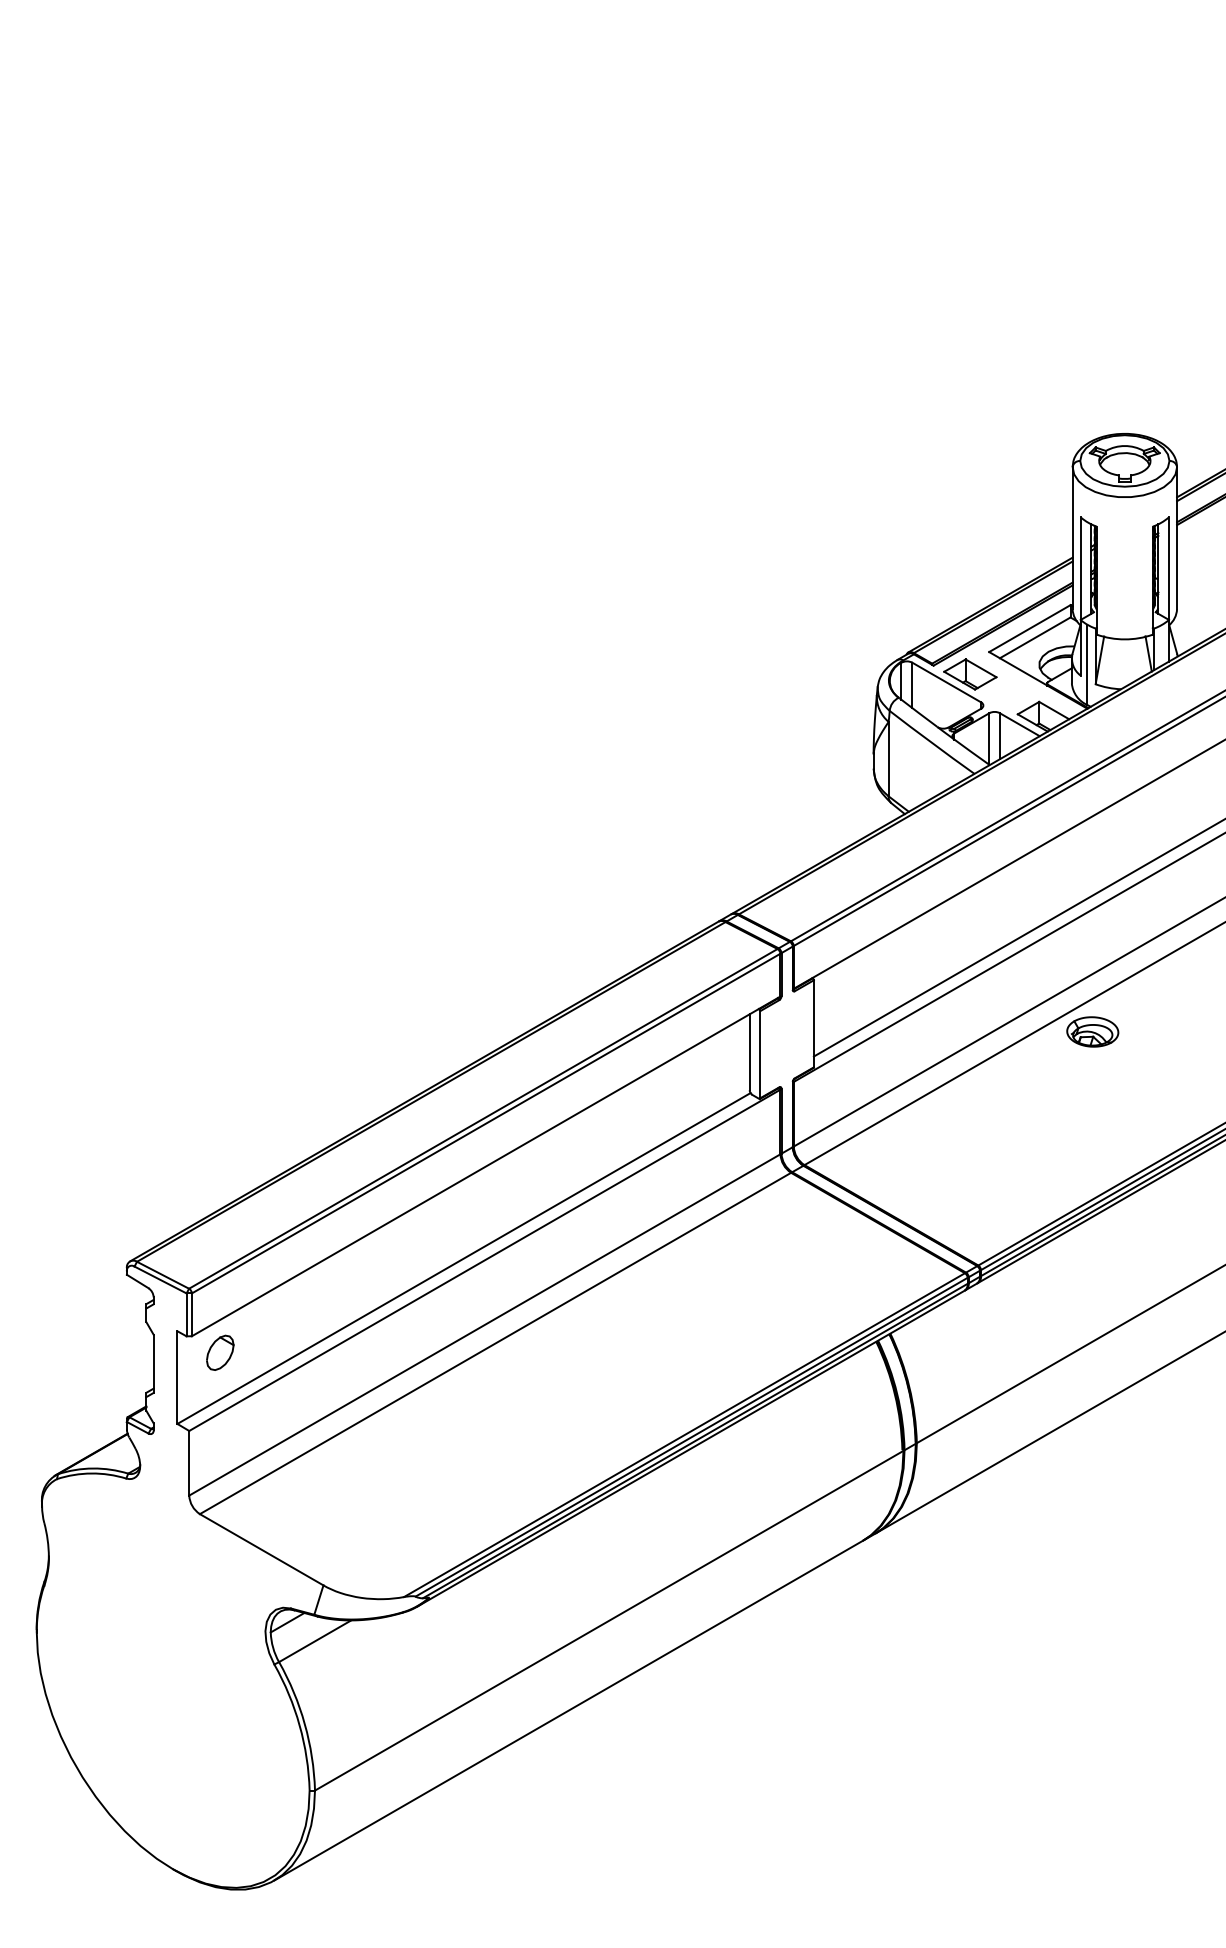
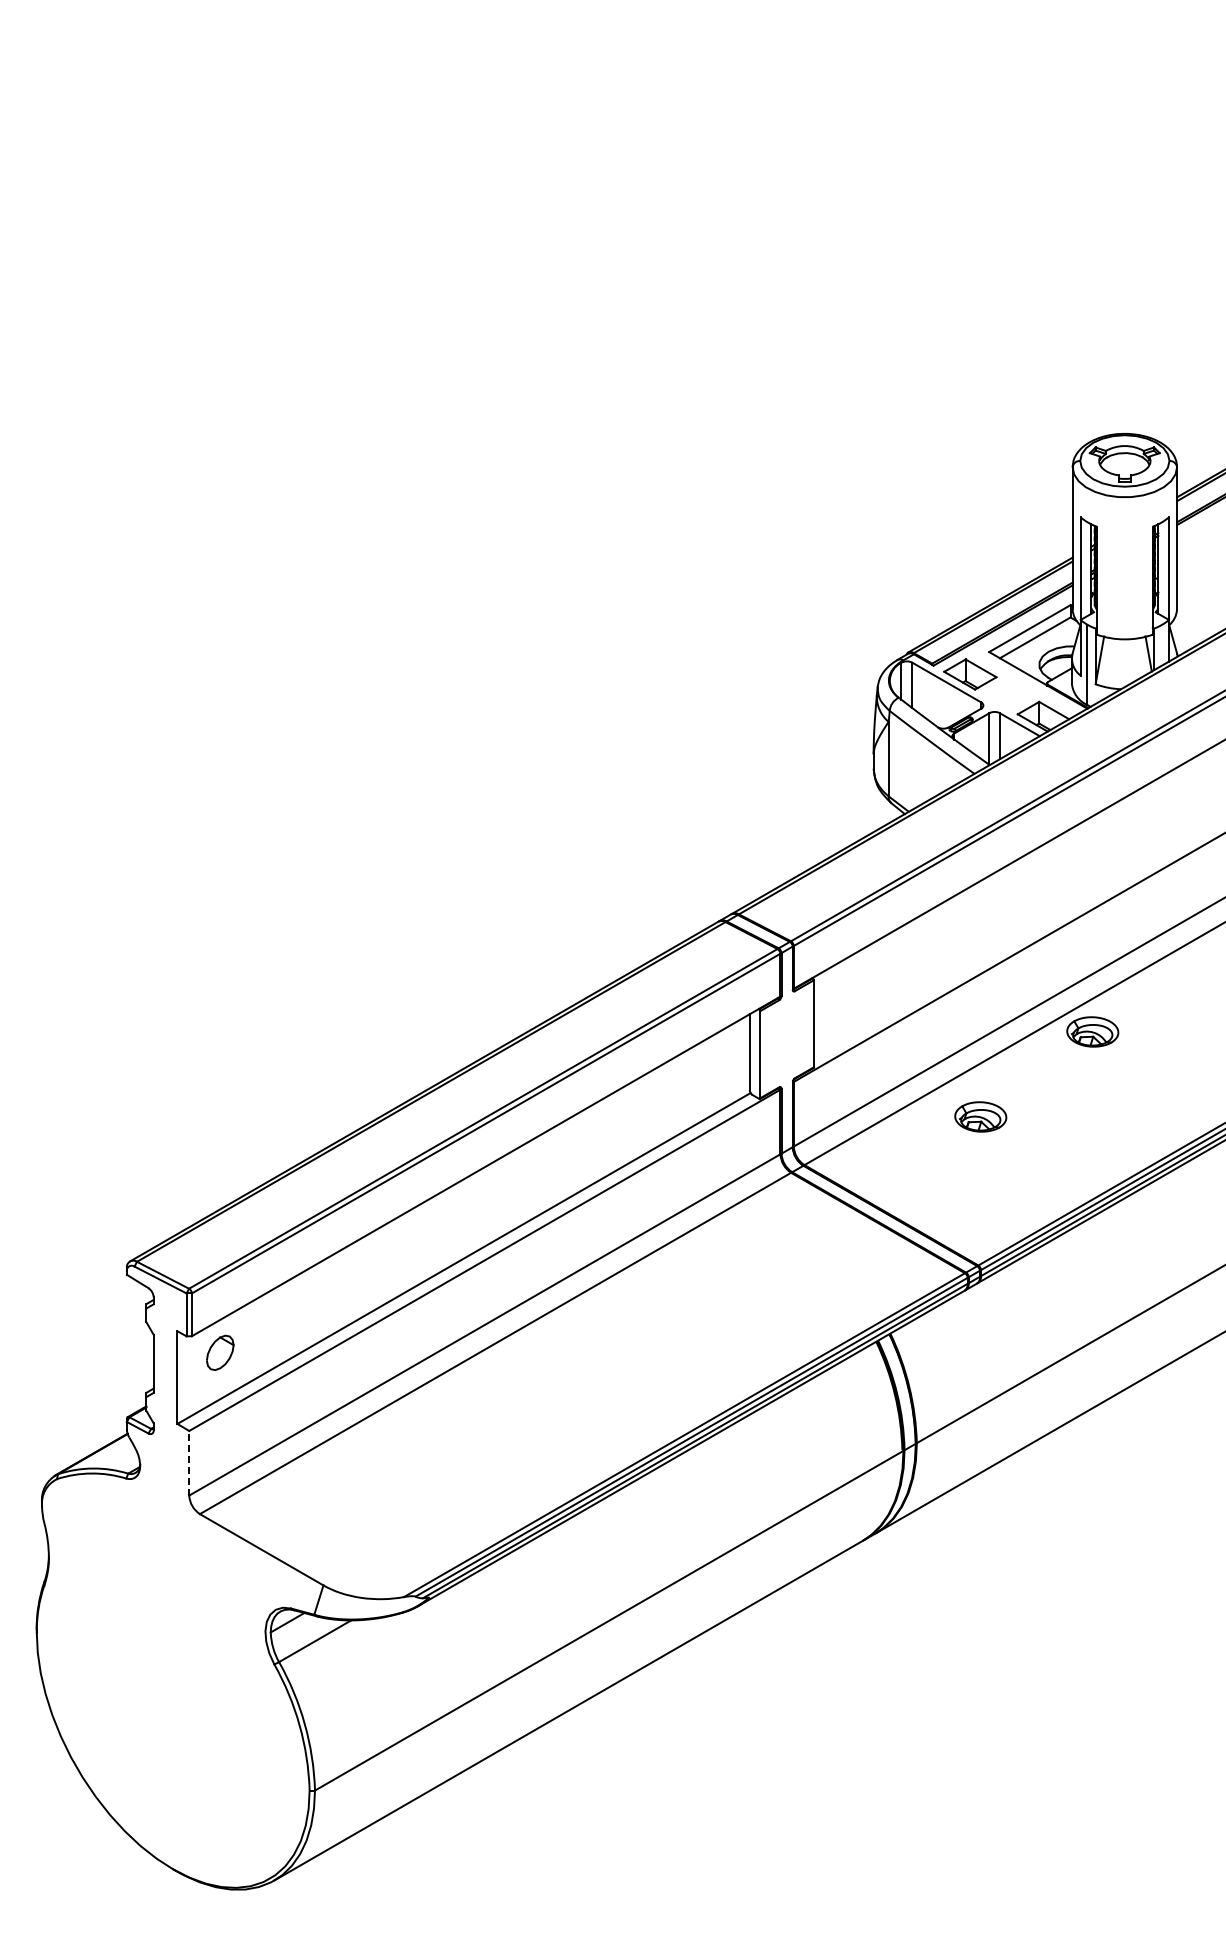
line: present -> none (1017, 938)
part: none -> present (980, 1116)
line: solid -> dashed (189, 1462)
